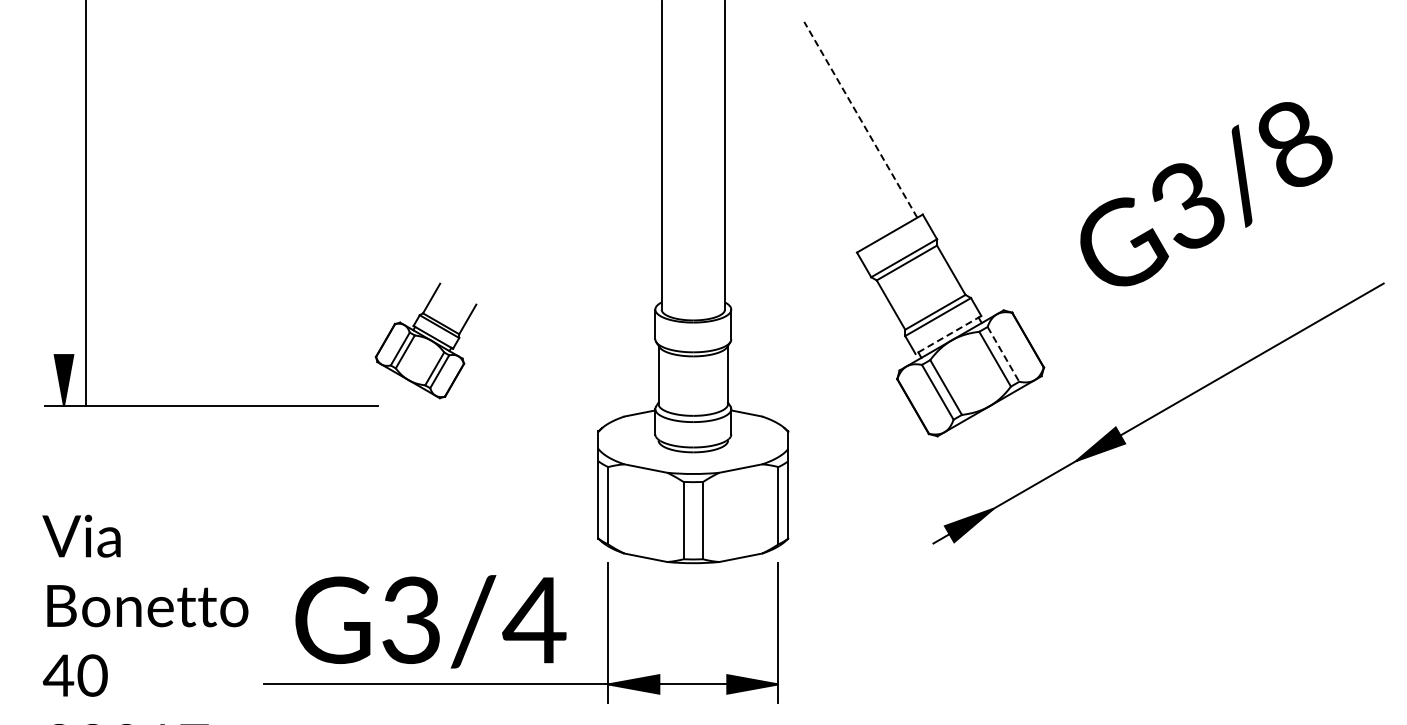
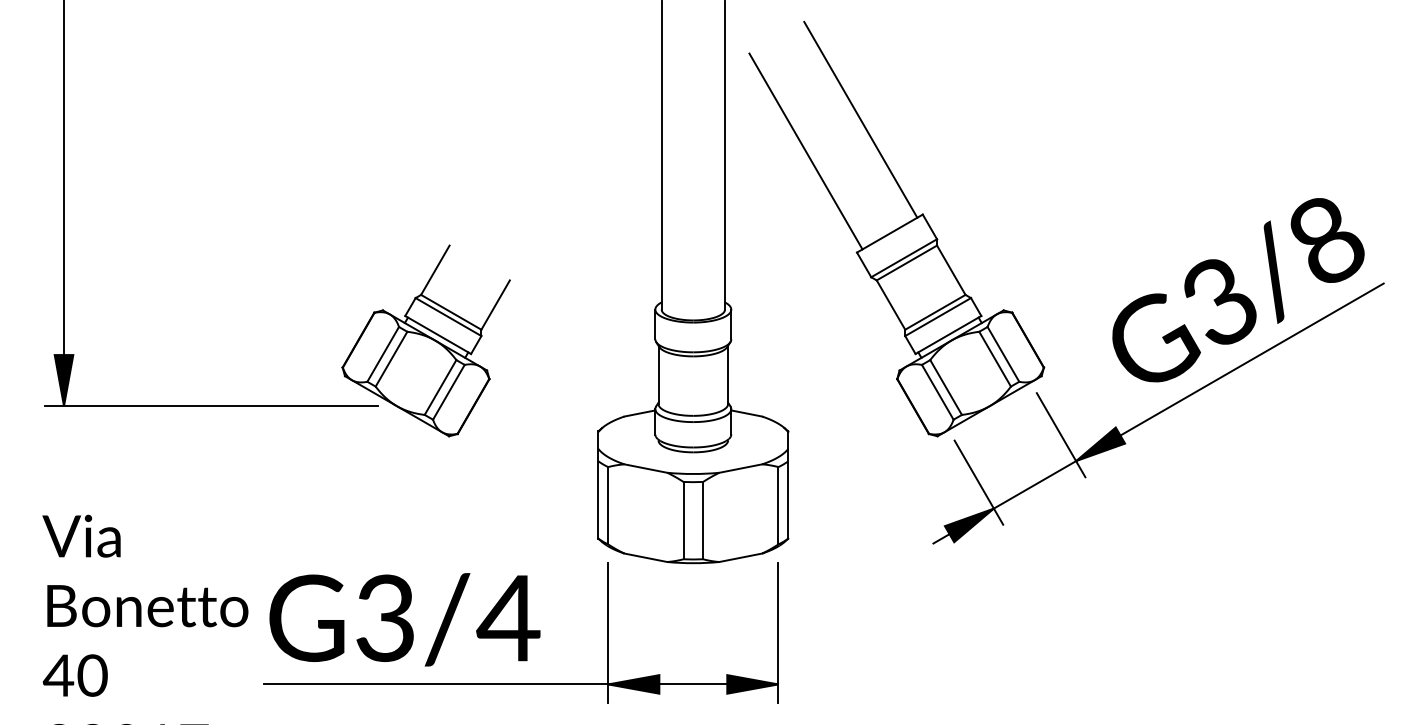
line: dashed -> solid (860, 119)
line: none -> present (805, 151)
text position: (1206, 194) -> (1238, 290) (1238, 290)
line position: (86, 204) -> (64, 204) (64, 204)
line: dashed -> solid (948, 334)
part size: 104x118 px -> 170x194 px (425, 340)
line: dashed -> solid (1003, 354)
line: none -> present (1060, 435)
line: none -> present (978, 482)
text position: (430, 621) -> (404, 619) (404, 619)
